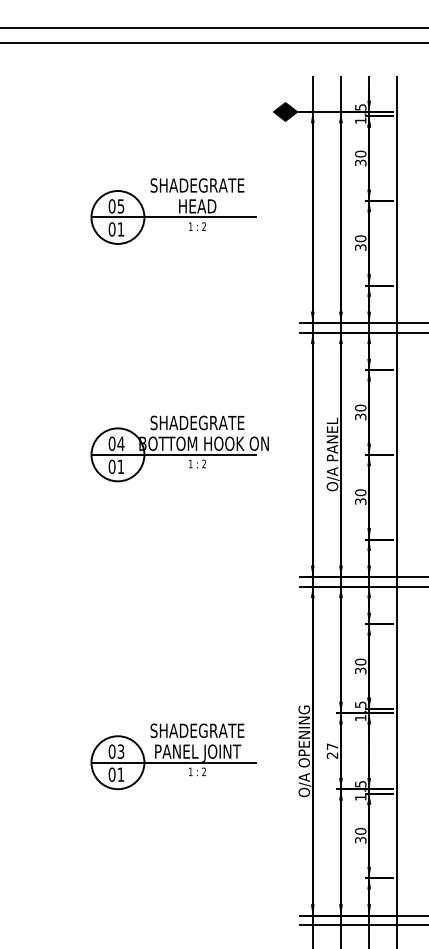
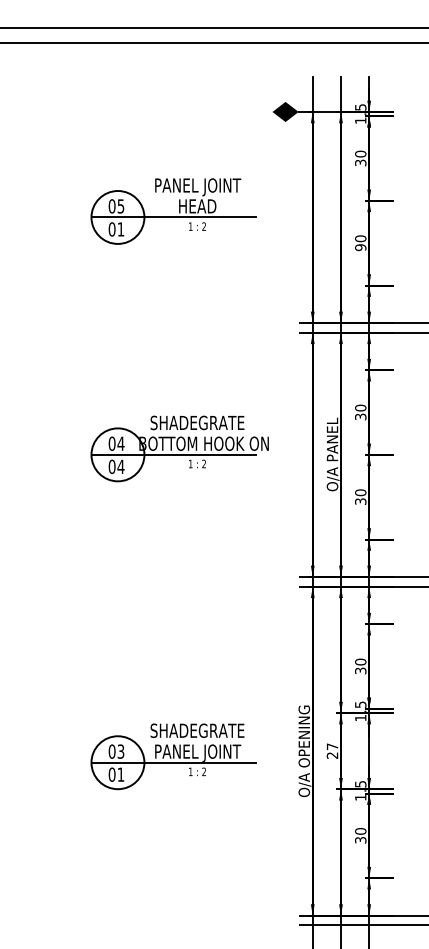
text: SHADEGRATE -> PANEL JOINT (197, 187)
text: 30 -> 90 (360, 247)
text: 01 -> 04 (120, 466)
line: present -> none (397, 510)
